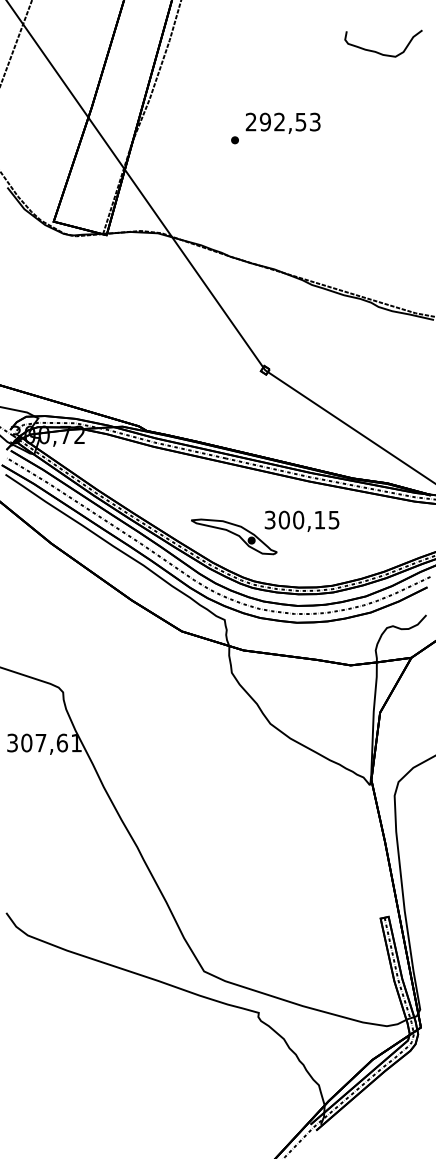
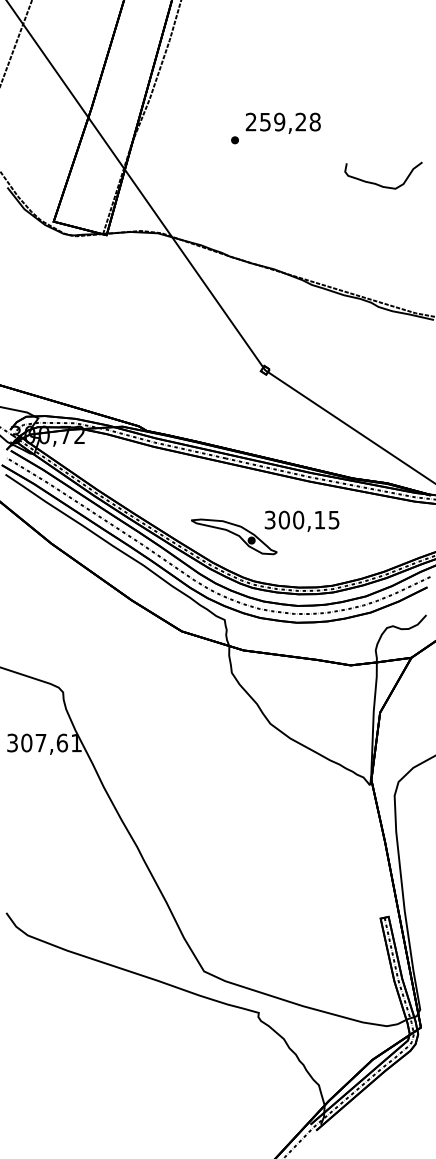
curve position: (380, 52) -> (380, 184) (380, 184)
text: 292,53 -> 259,28 (289, 121)
